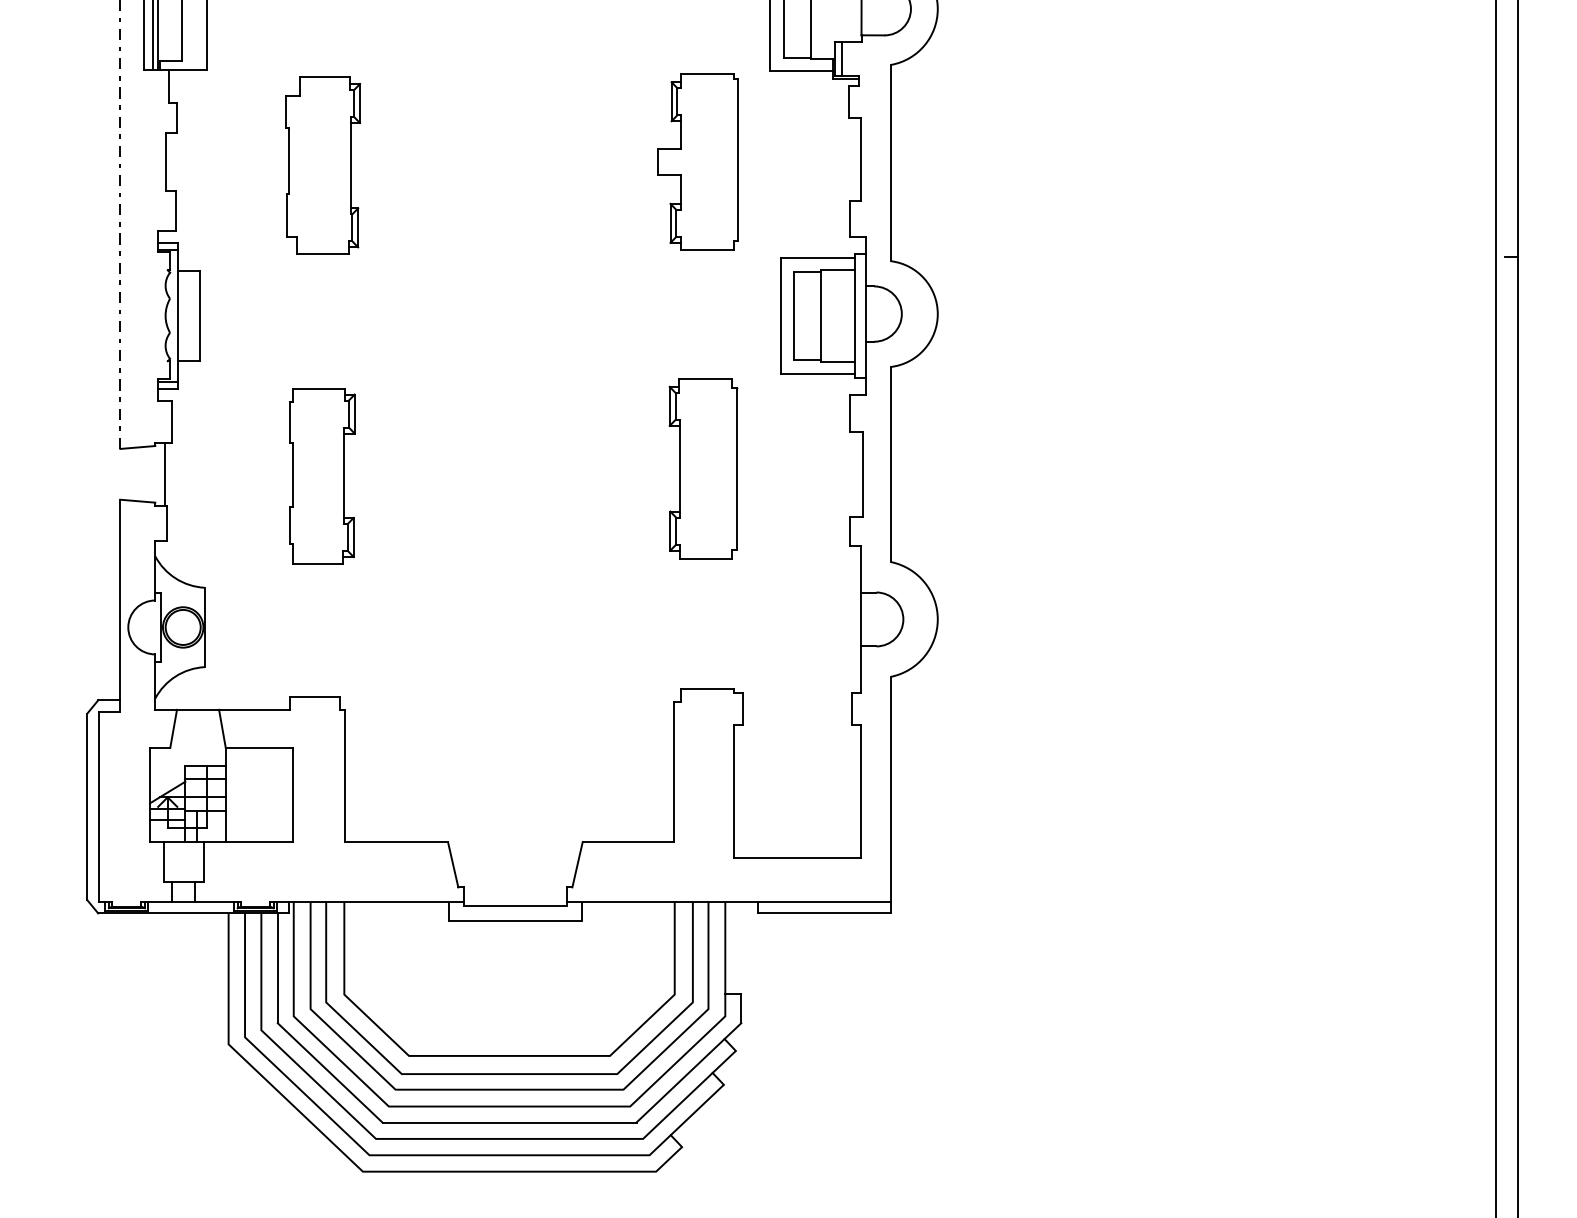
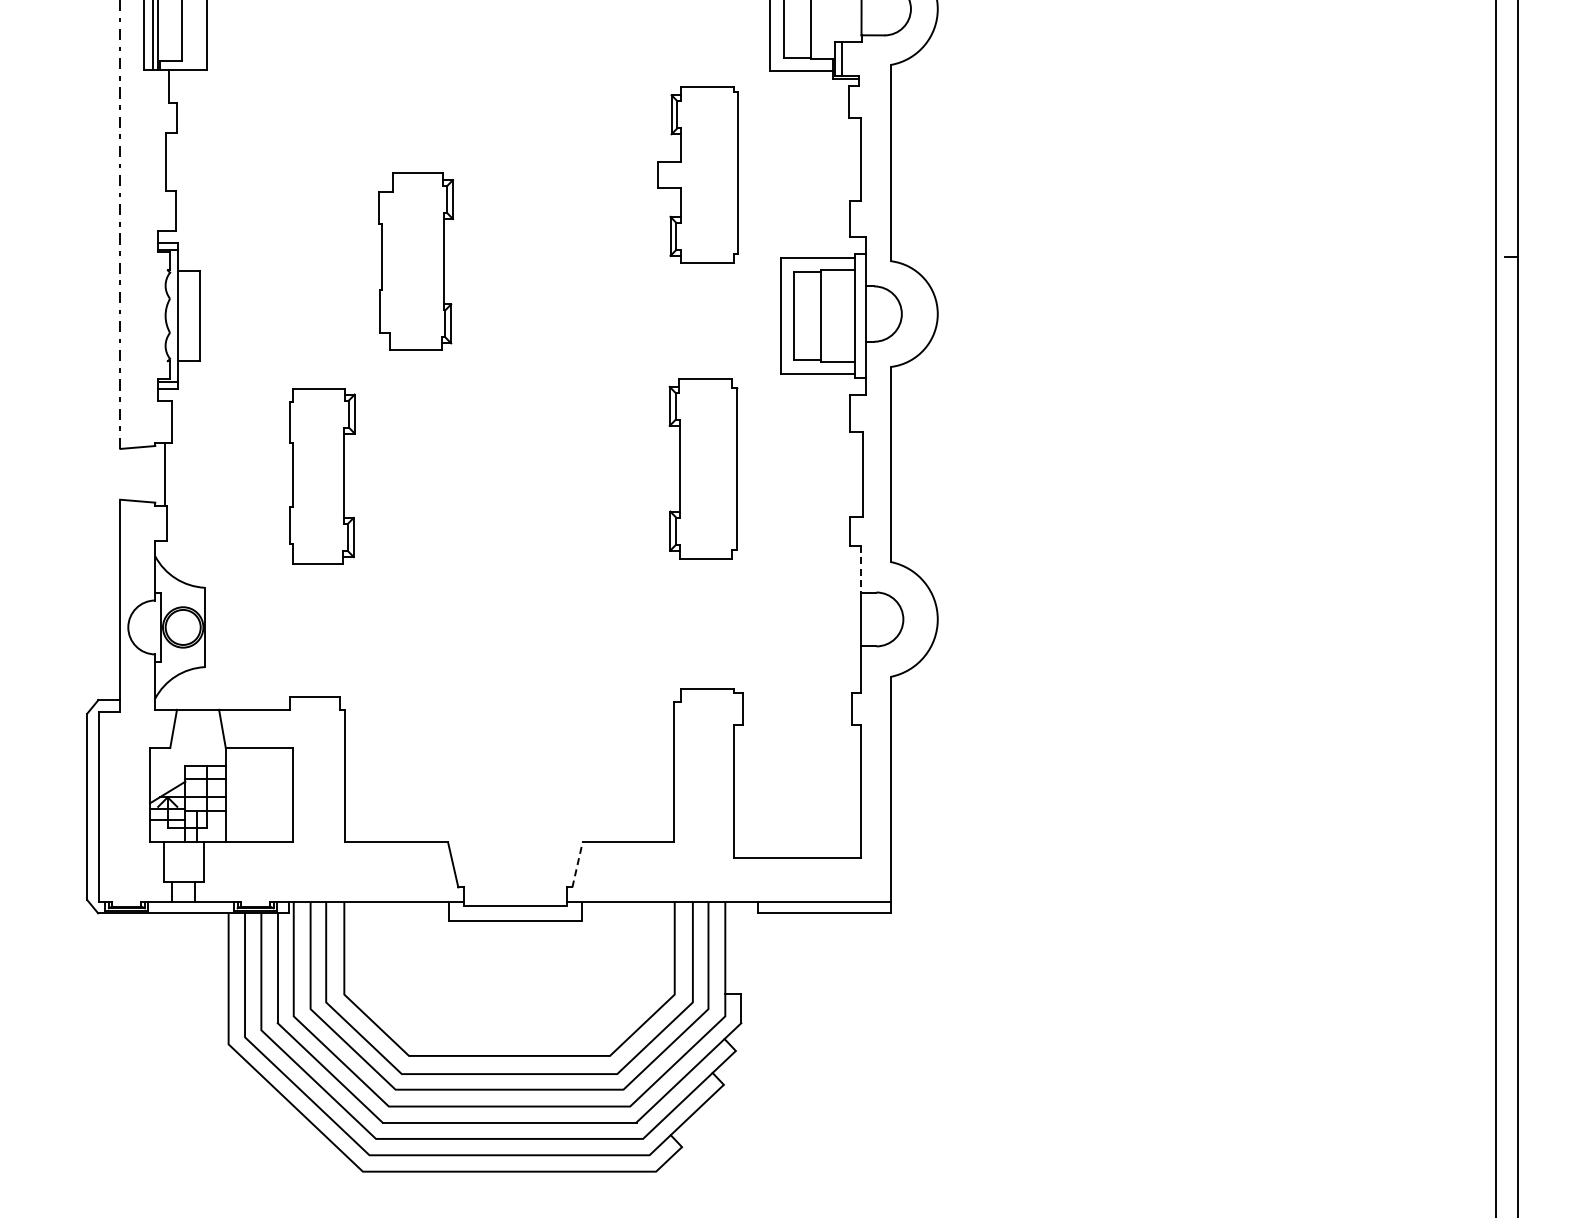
part position: (697, 161) -> (697, 174) (697, 174)
part position: (322, 165) -> (415, 261) (415, 261)
line: solid -> dashed (860, 569)
line: solid -> dashed (577, 864)
